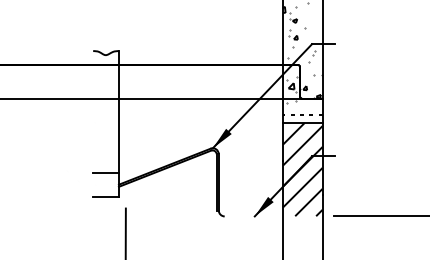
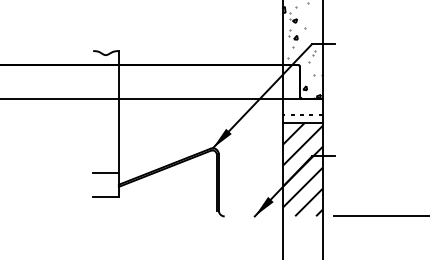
hatch: present -> none (302, 89)
line: present -> none (125, 232)
